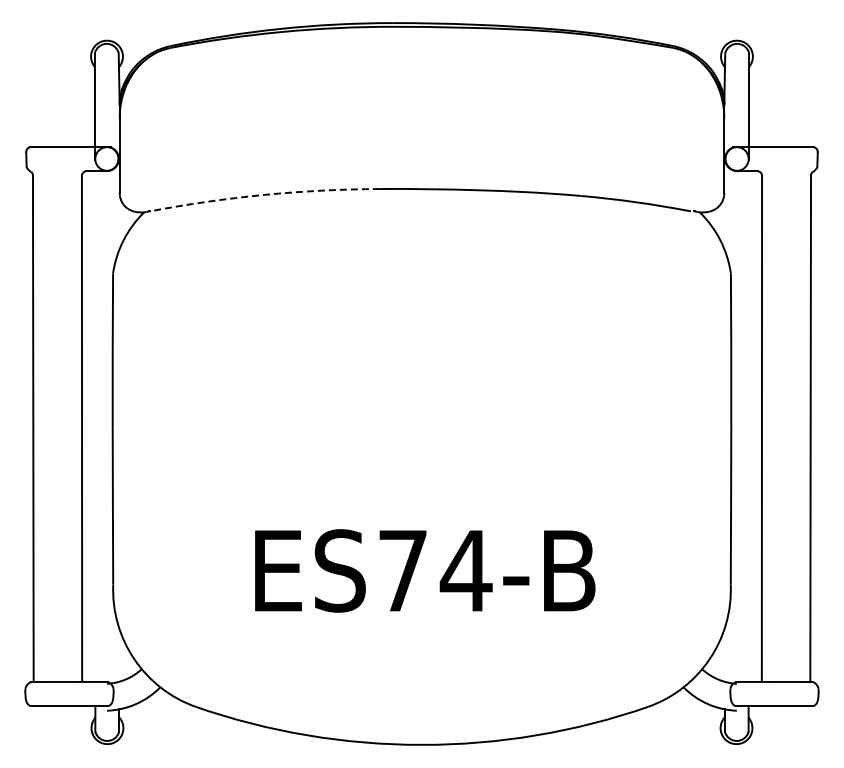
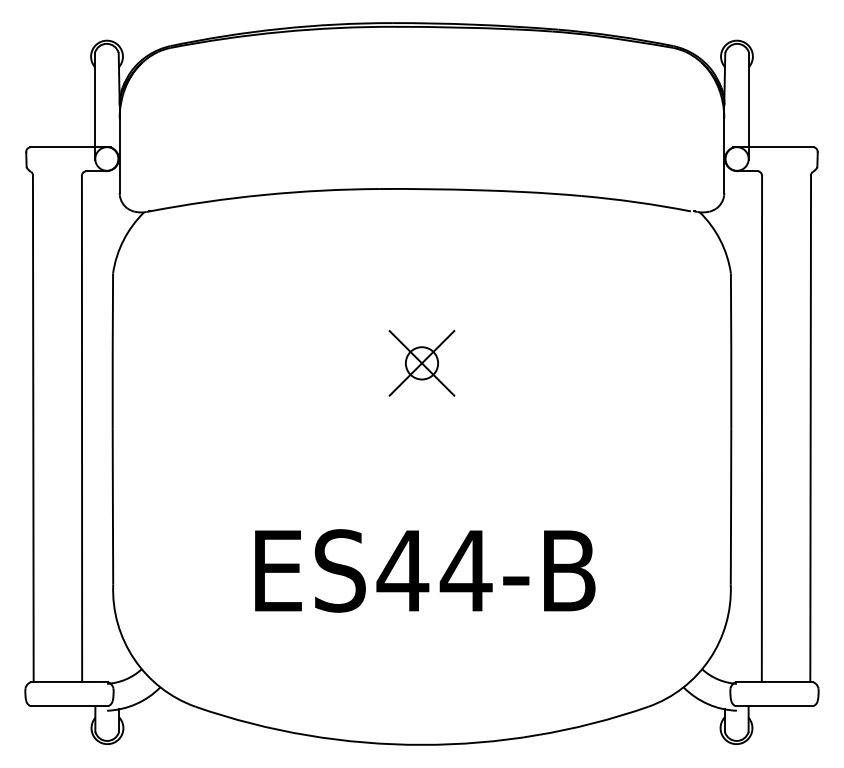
arc: dashed -> solid (264, 194)
part: none -> present (421, 363)
text: ES74-B -> ES44-B (402, 570)
